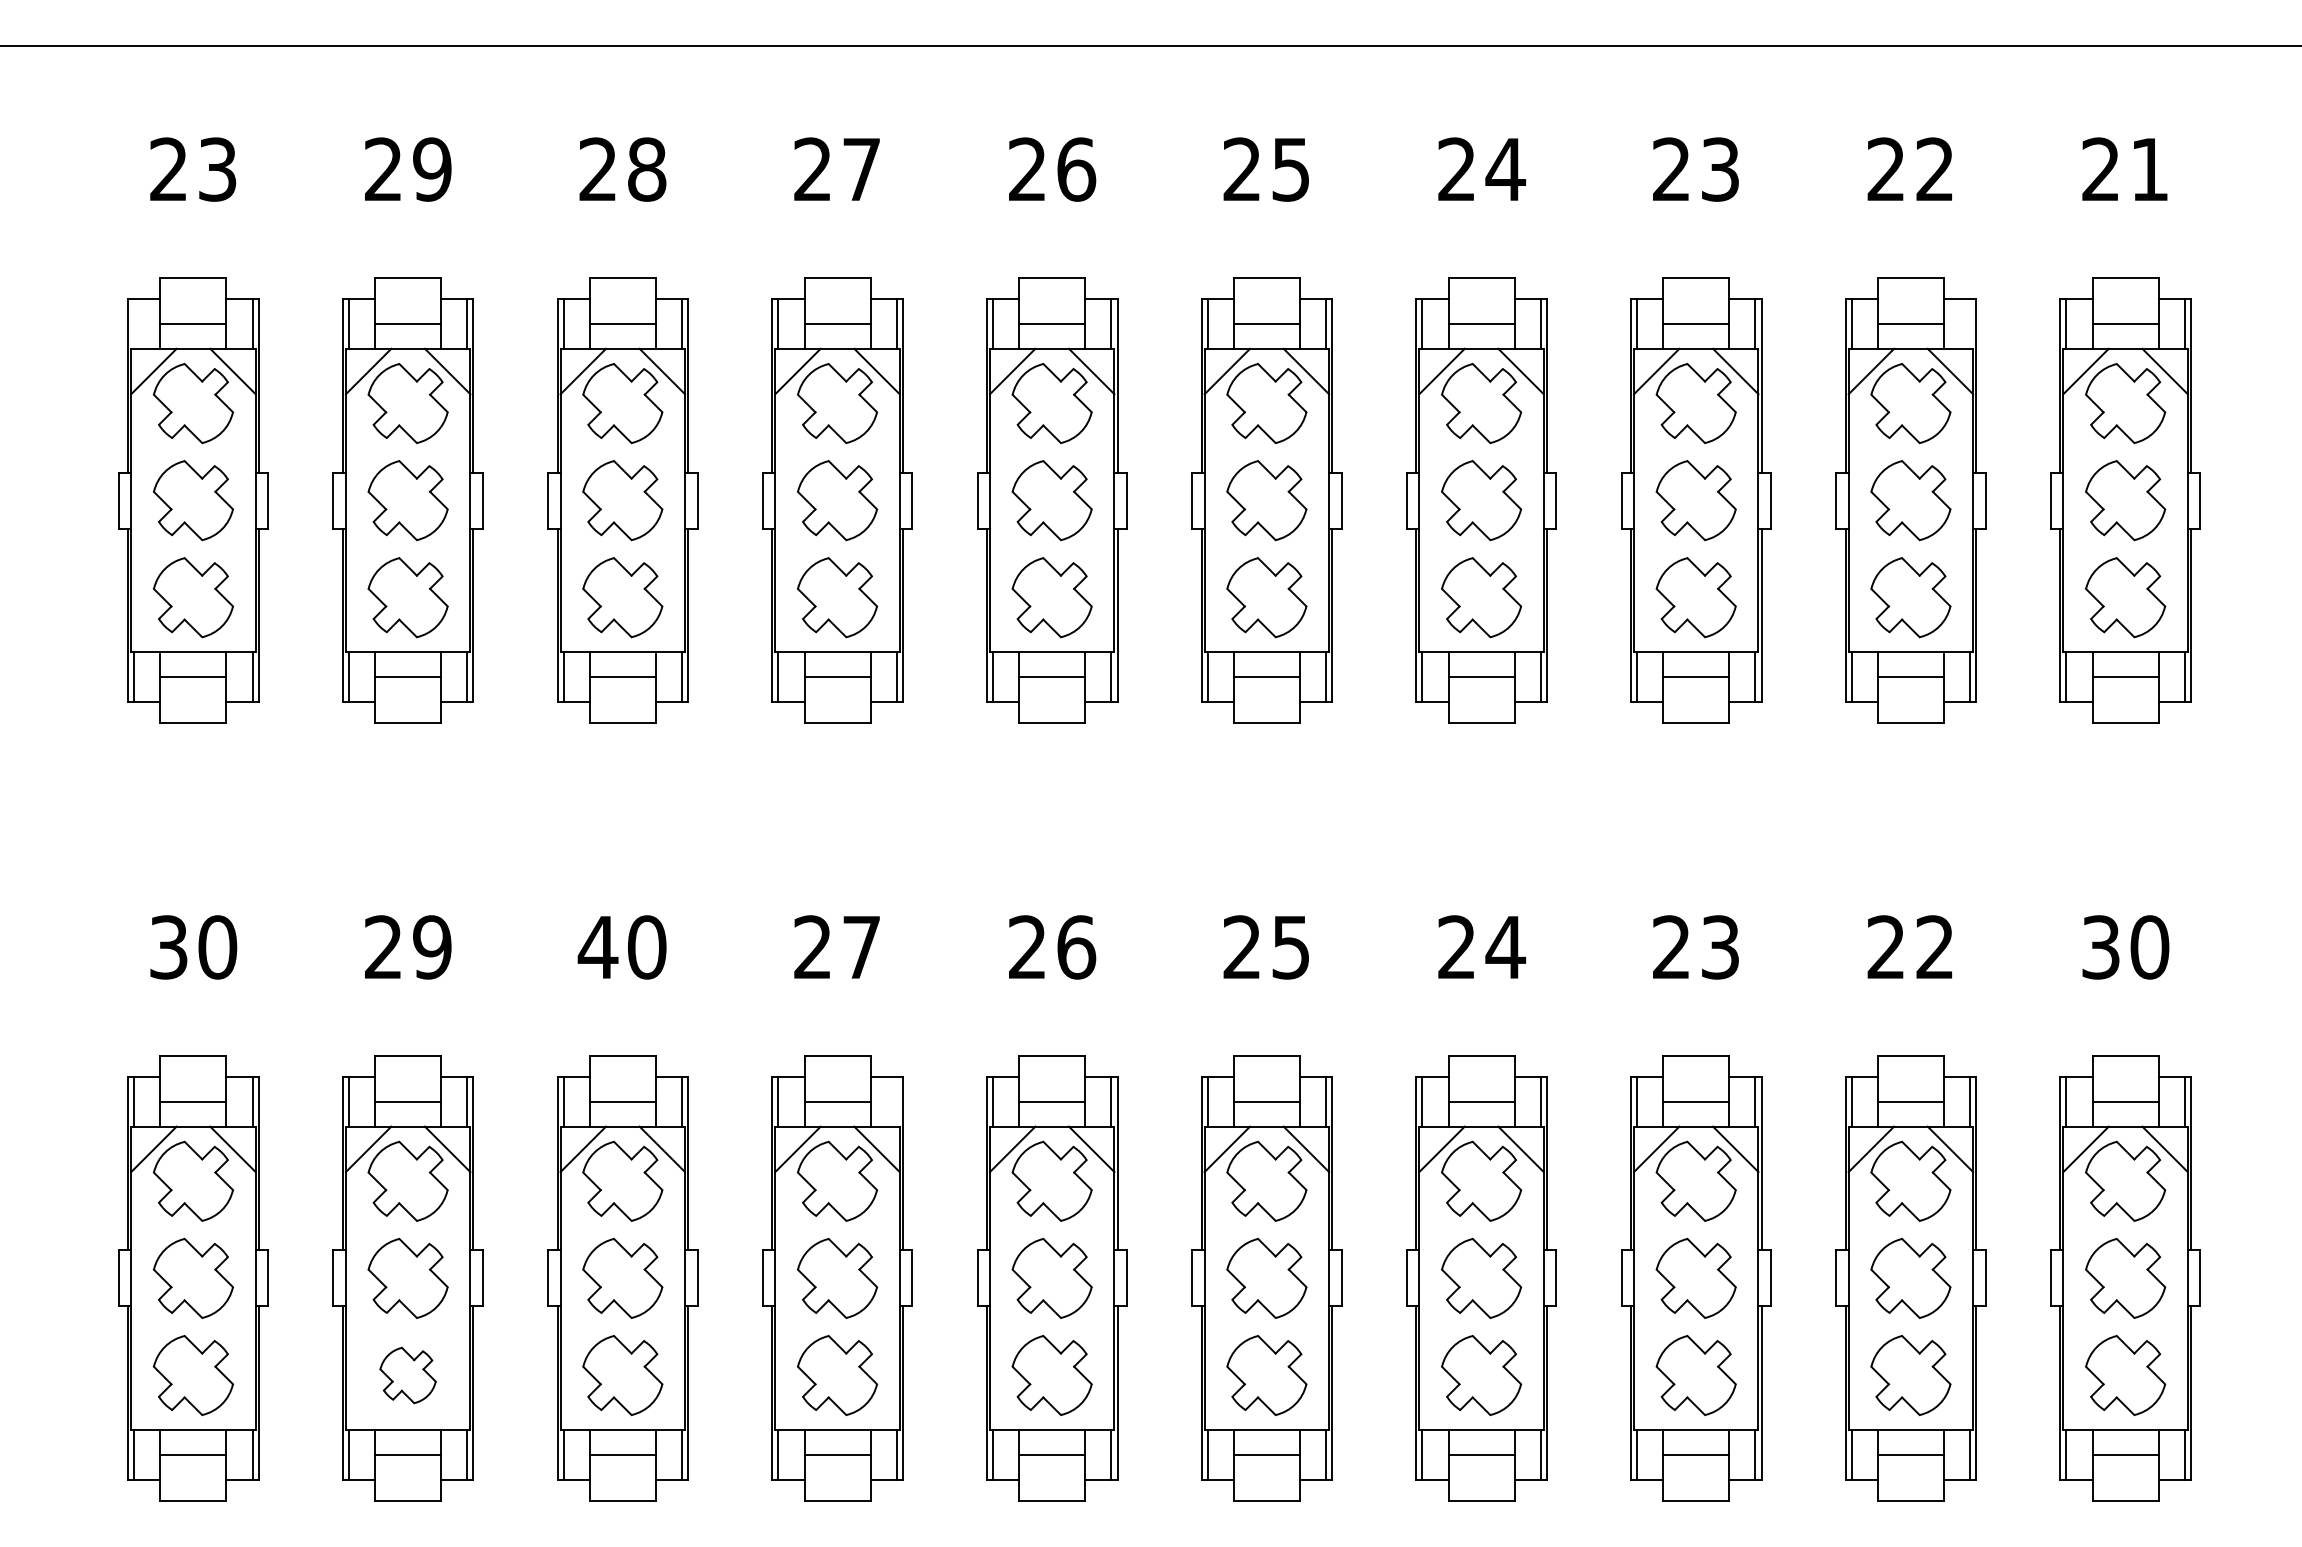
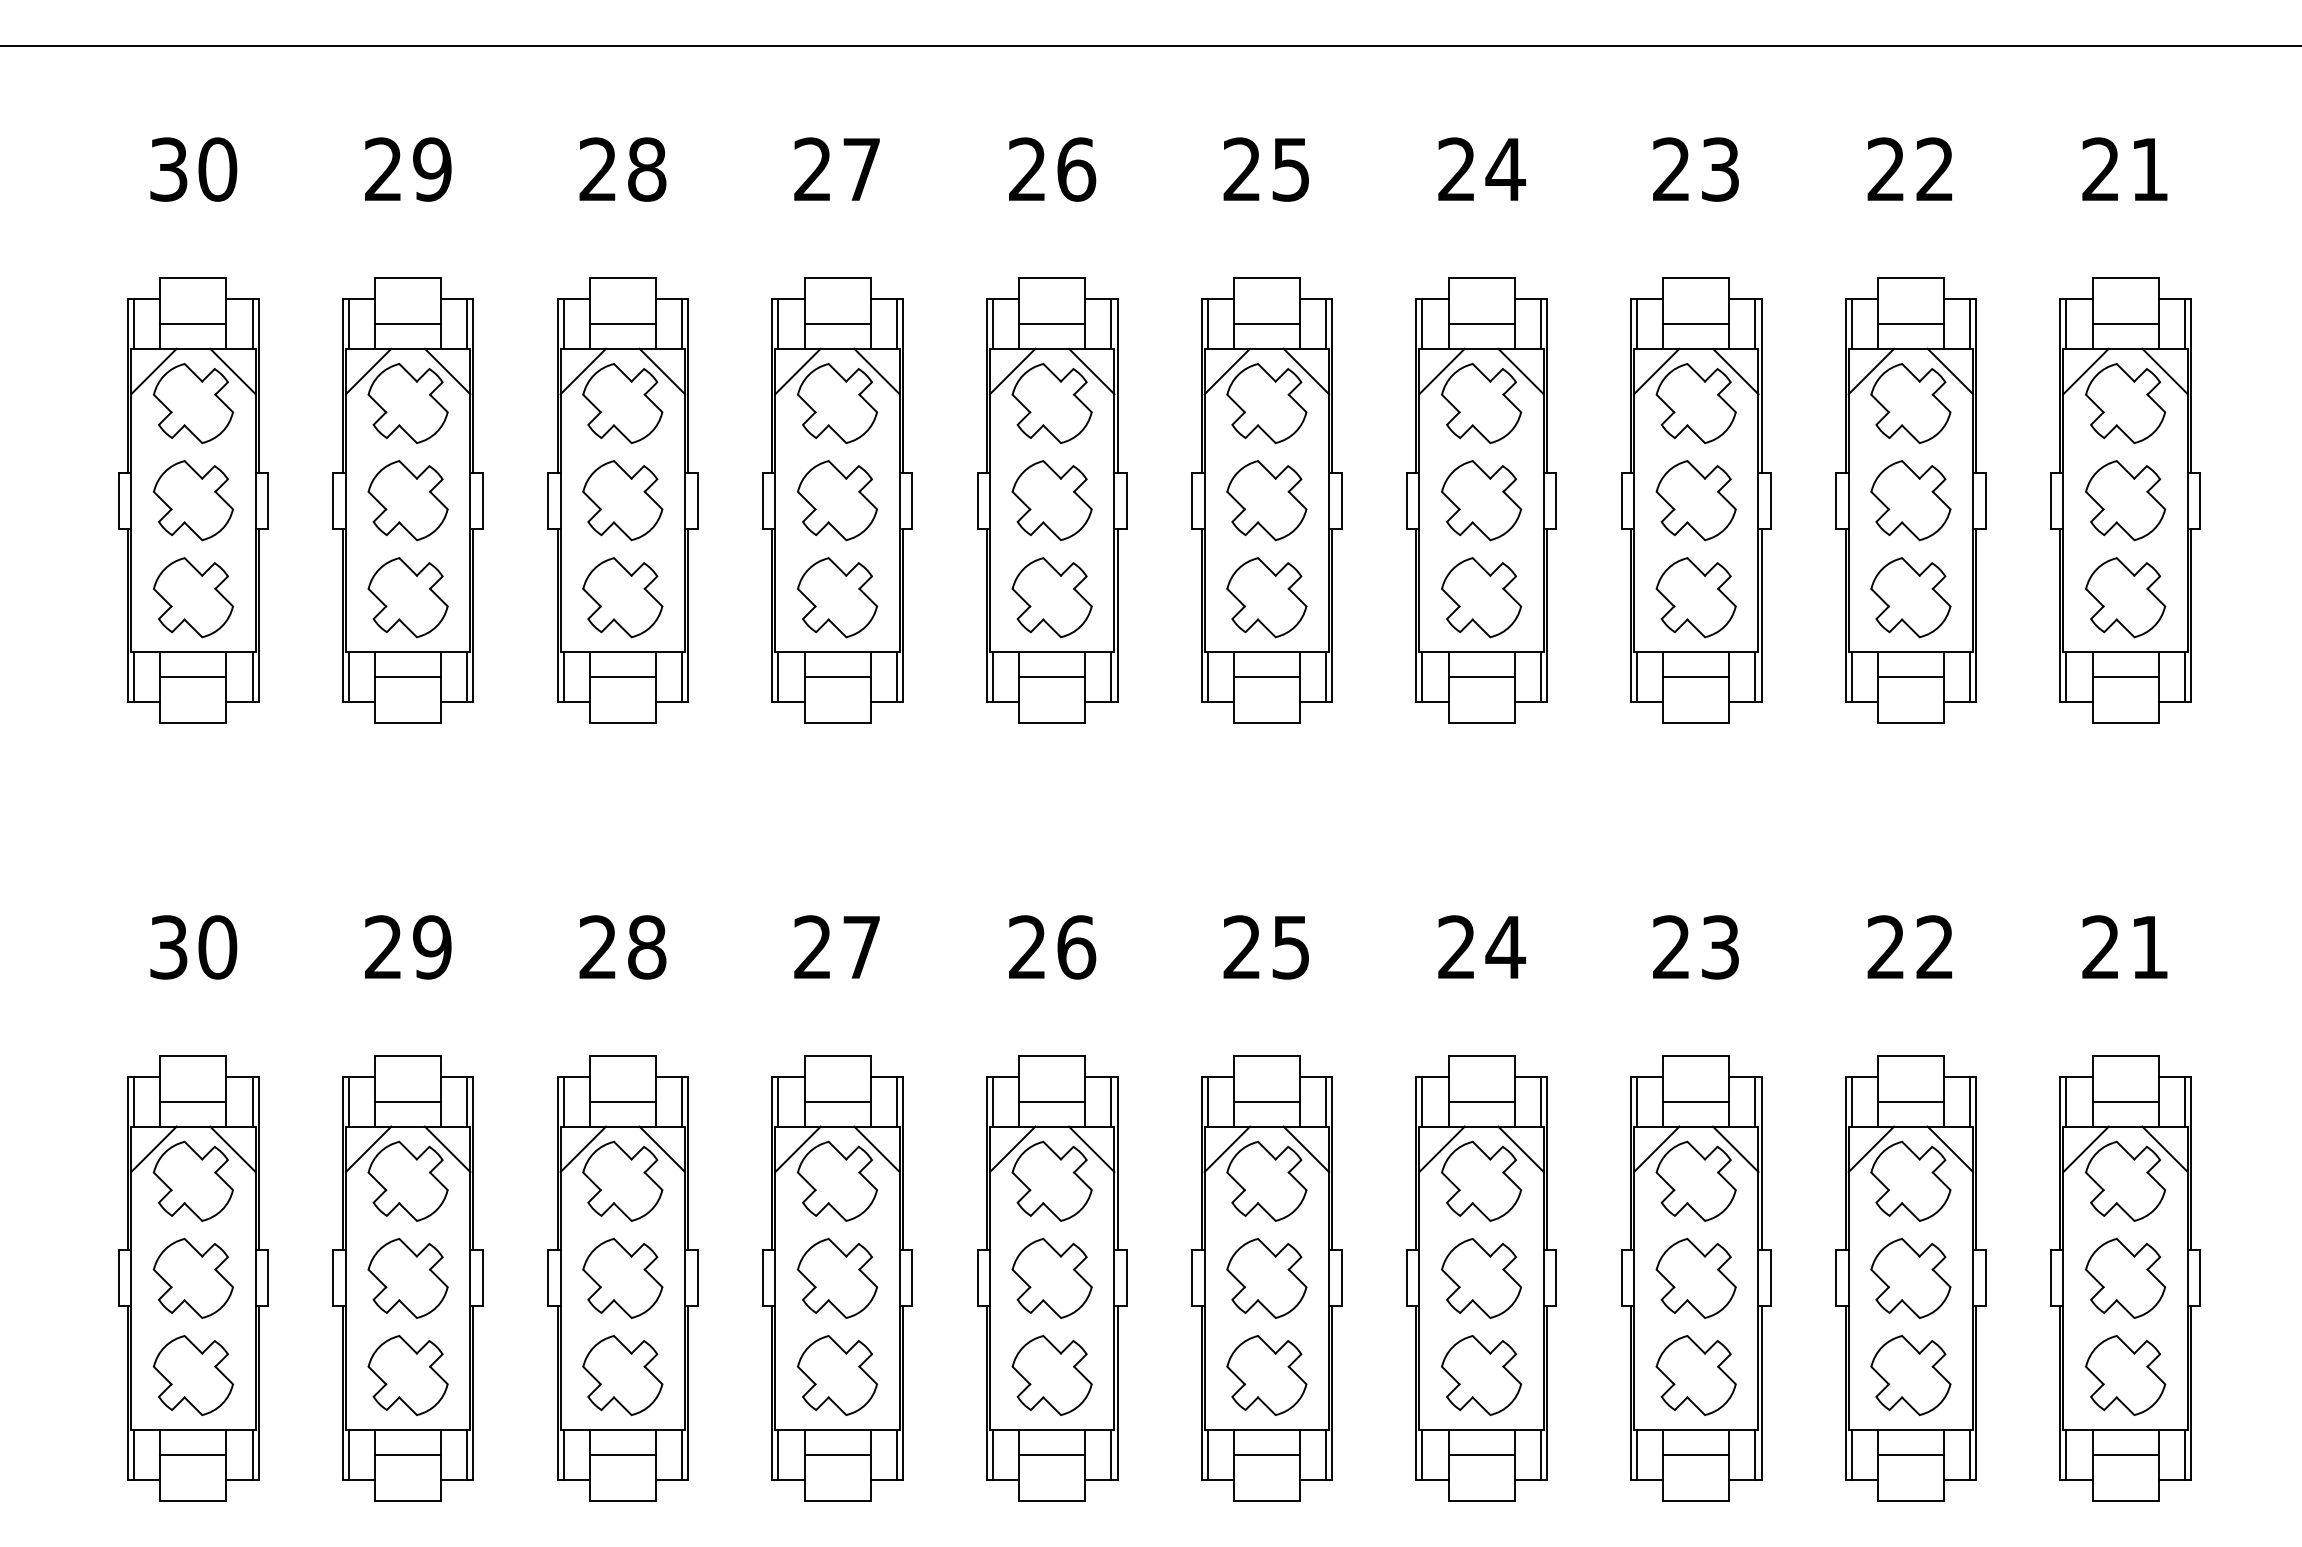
text: 23 -> 30 (193, 169)
line: none -> present (134, 323)
line: none -> present (1970, 323)
text: 40 -> 28 (621, 947)
text: 30 -> 21 (2125, 947)
line: none -> present (896, 1101)
part size: 58x59 px -> 82x81 px (407, 1375)
